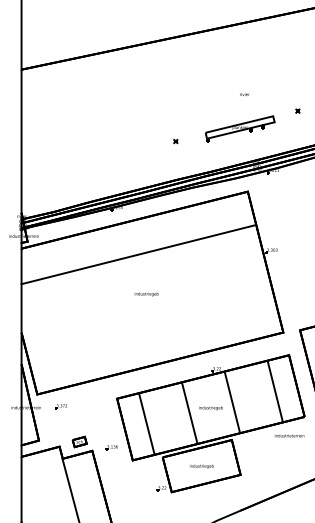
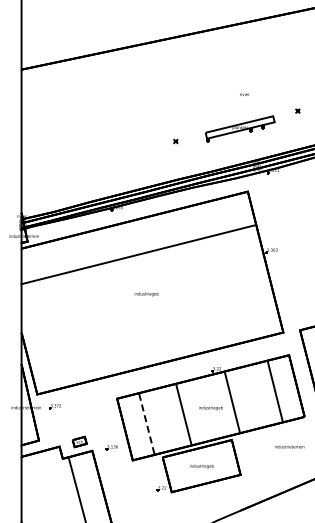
part position: (60, 406) -> (54, 406) (54, 406)
line position: (189, 412) -> (183, 413) (183, 413)
line: solid -> dashed (146, 423)
text position: (289, 435) -> (289, 446) (289, 446)
line position: (70, 489) -> (76, 488) (76, 488)
